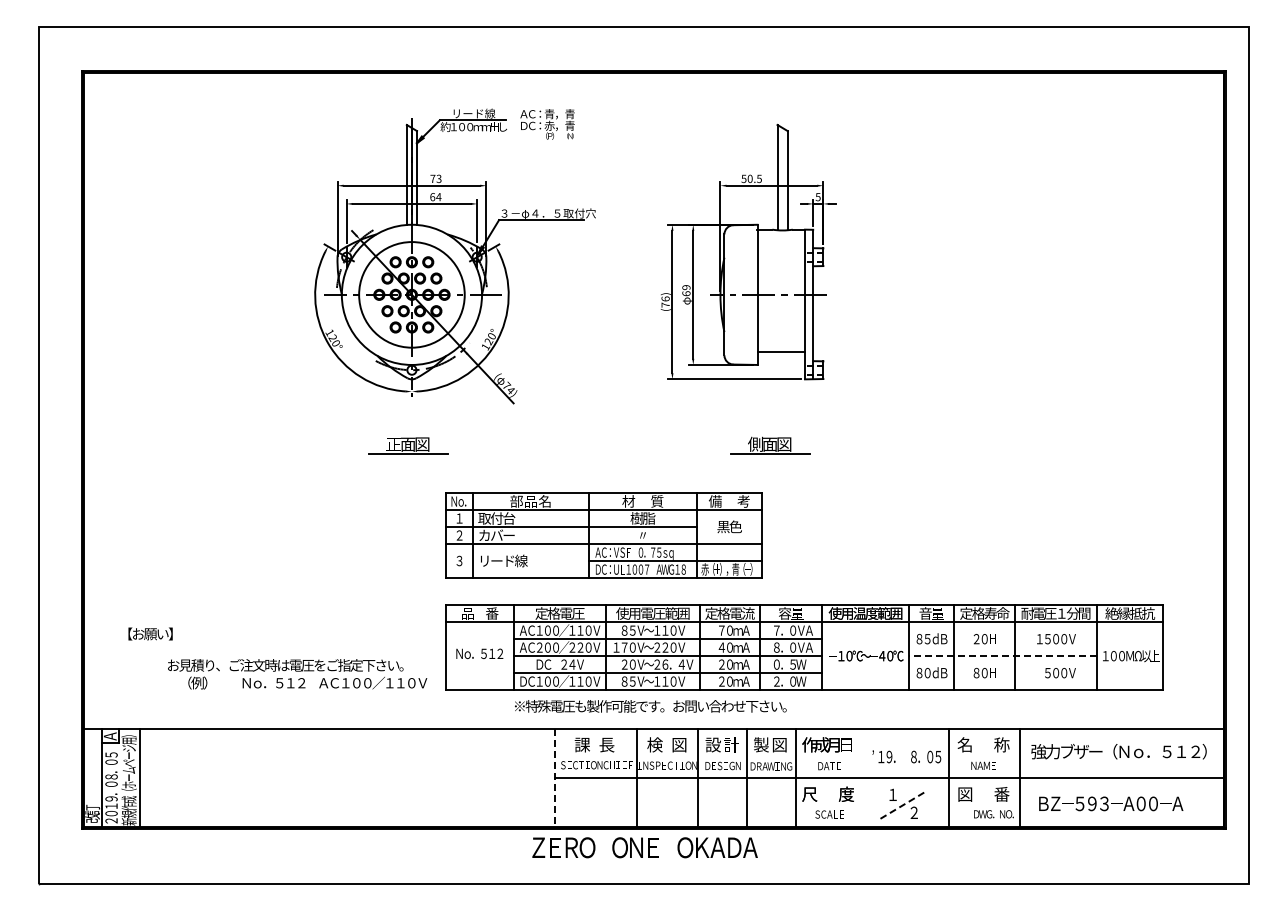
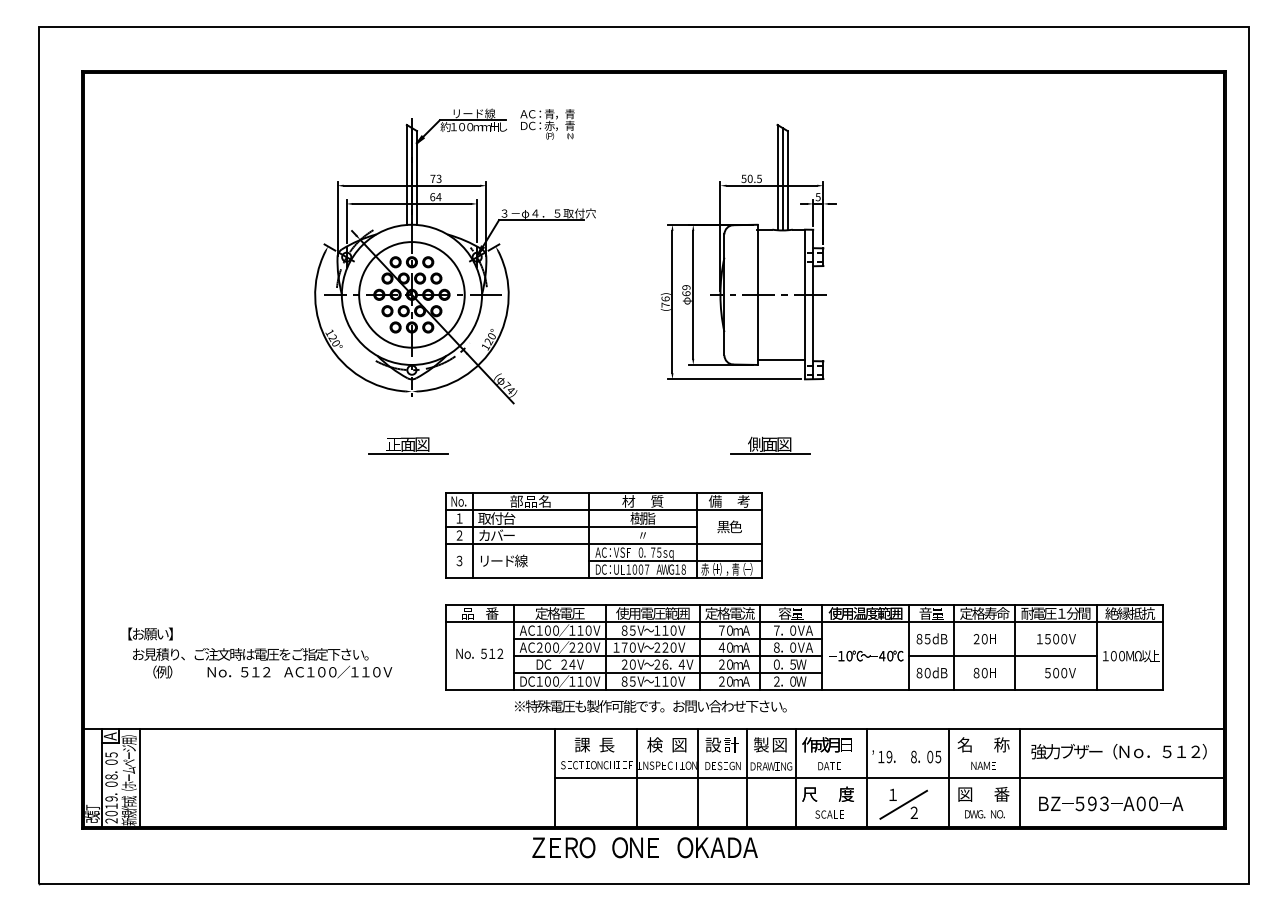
line: none -> present (782, 179)
line position: (781, 352) -> (781, 360) (781, 360)
line: dashed -> solid (1003, 656)
text position: (297, 674) -> (262, 663) (262, 663)
line: dashed -> solid (555, 777)
line: none -> present (866, 777)
line: dashed -> solid (904, 804)
text position: (993, 814) -> (984, 814) (984, 814)
